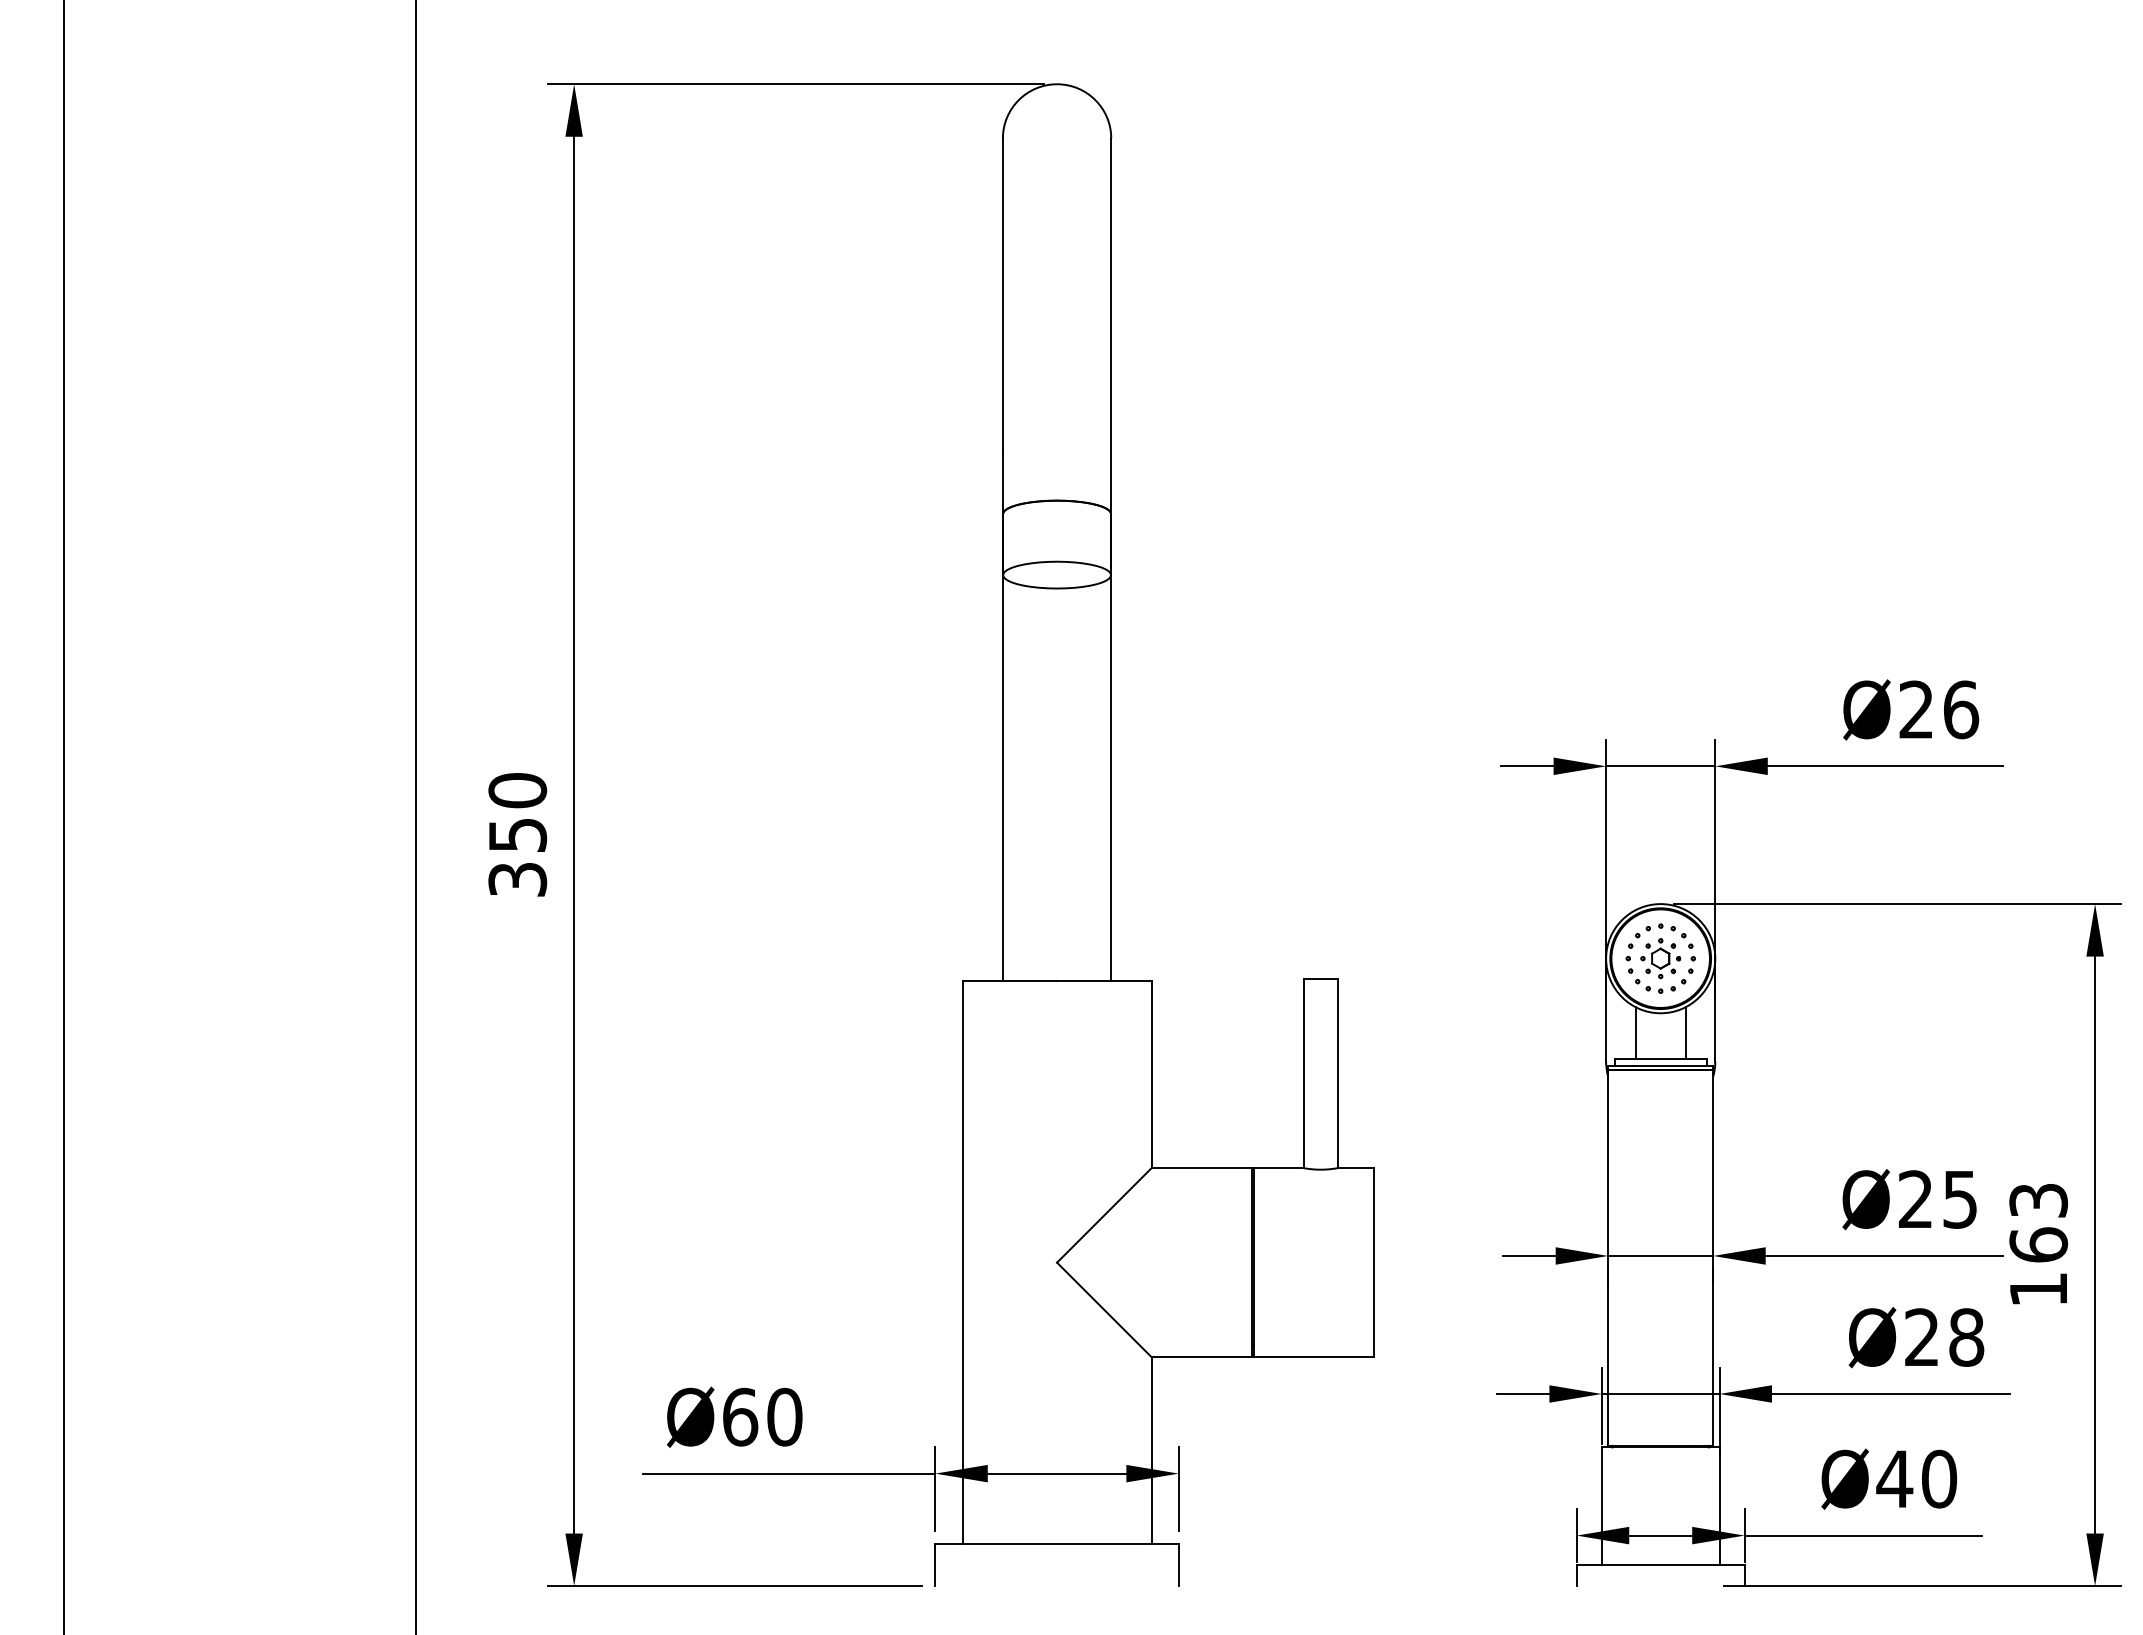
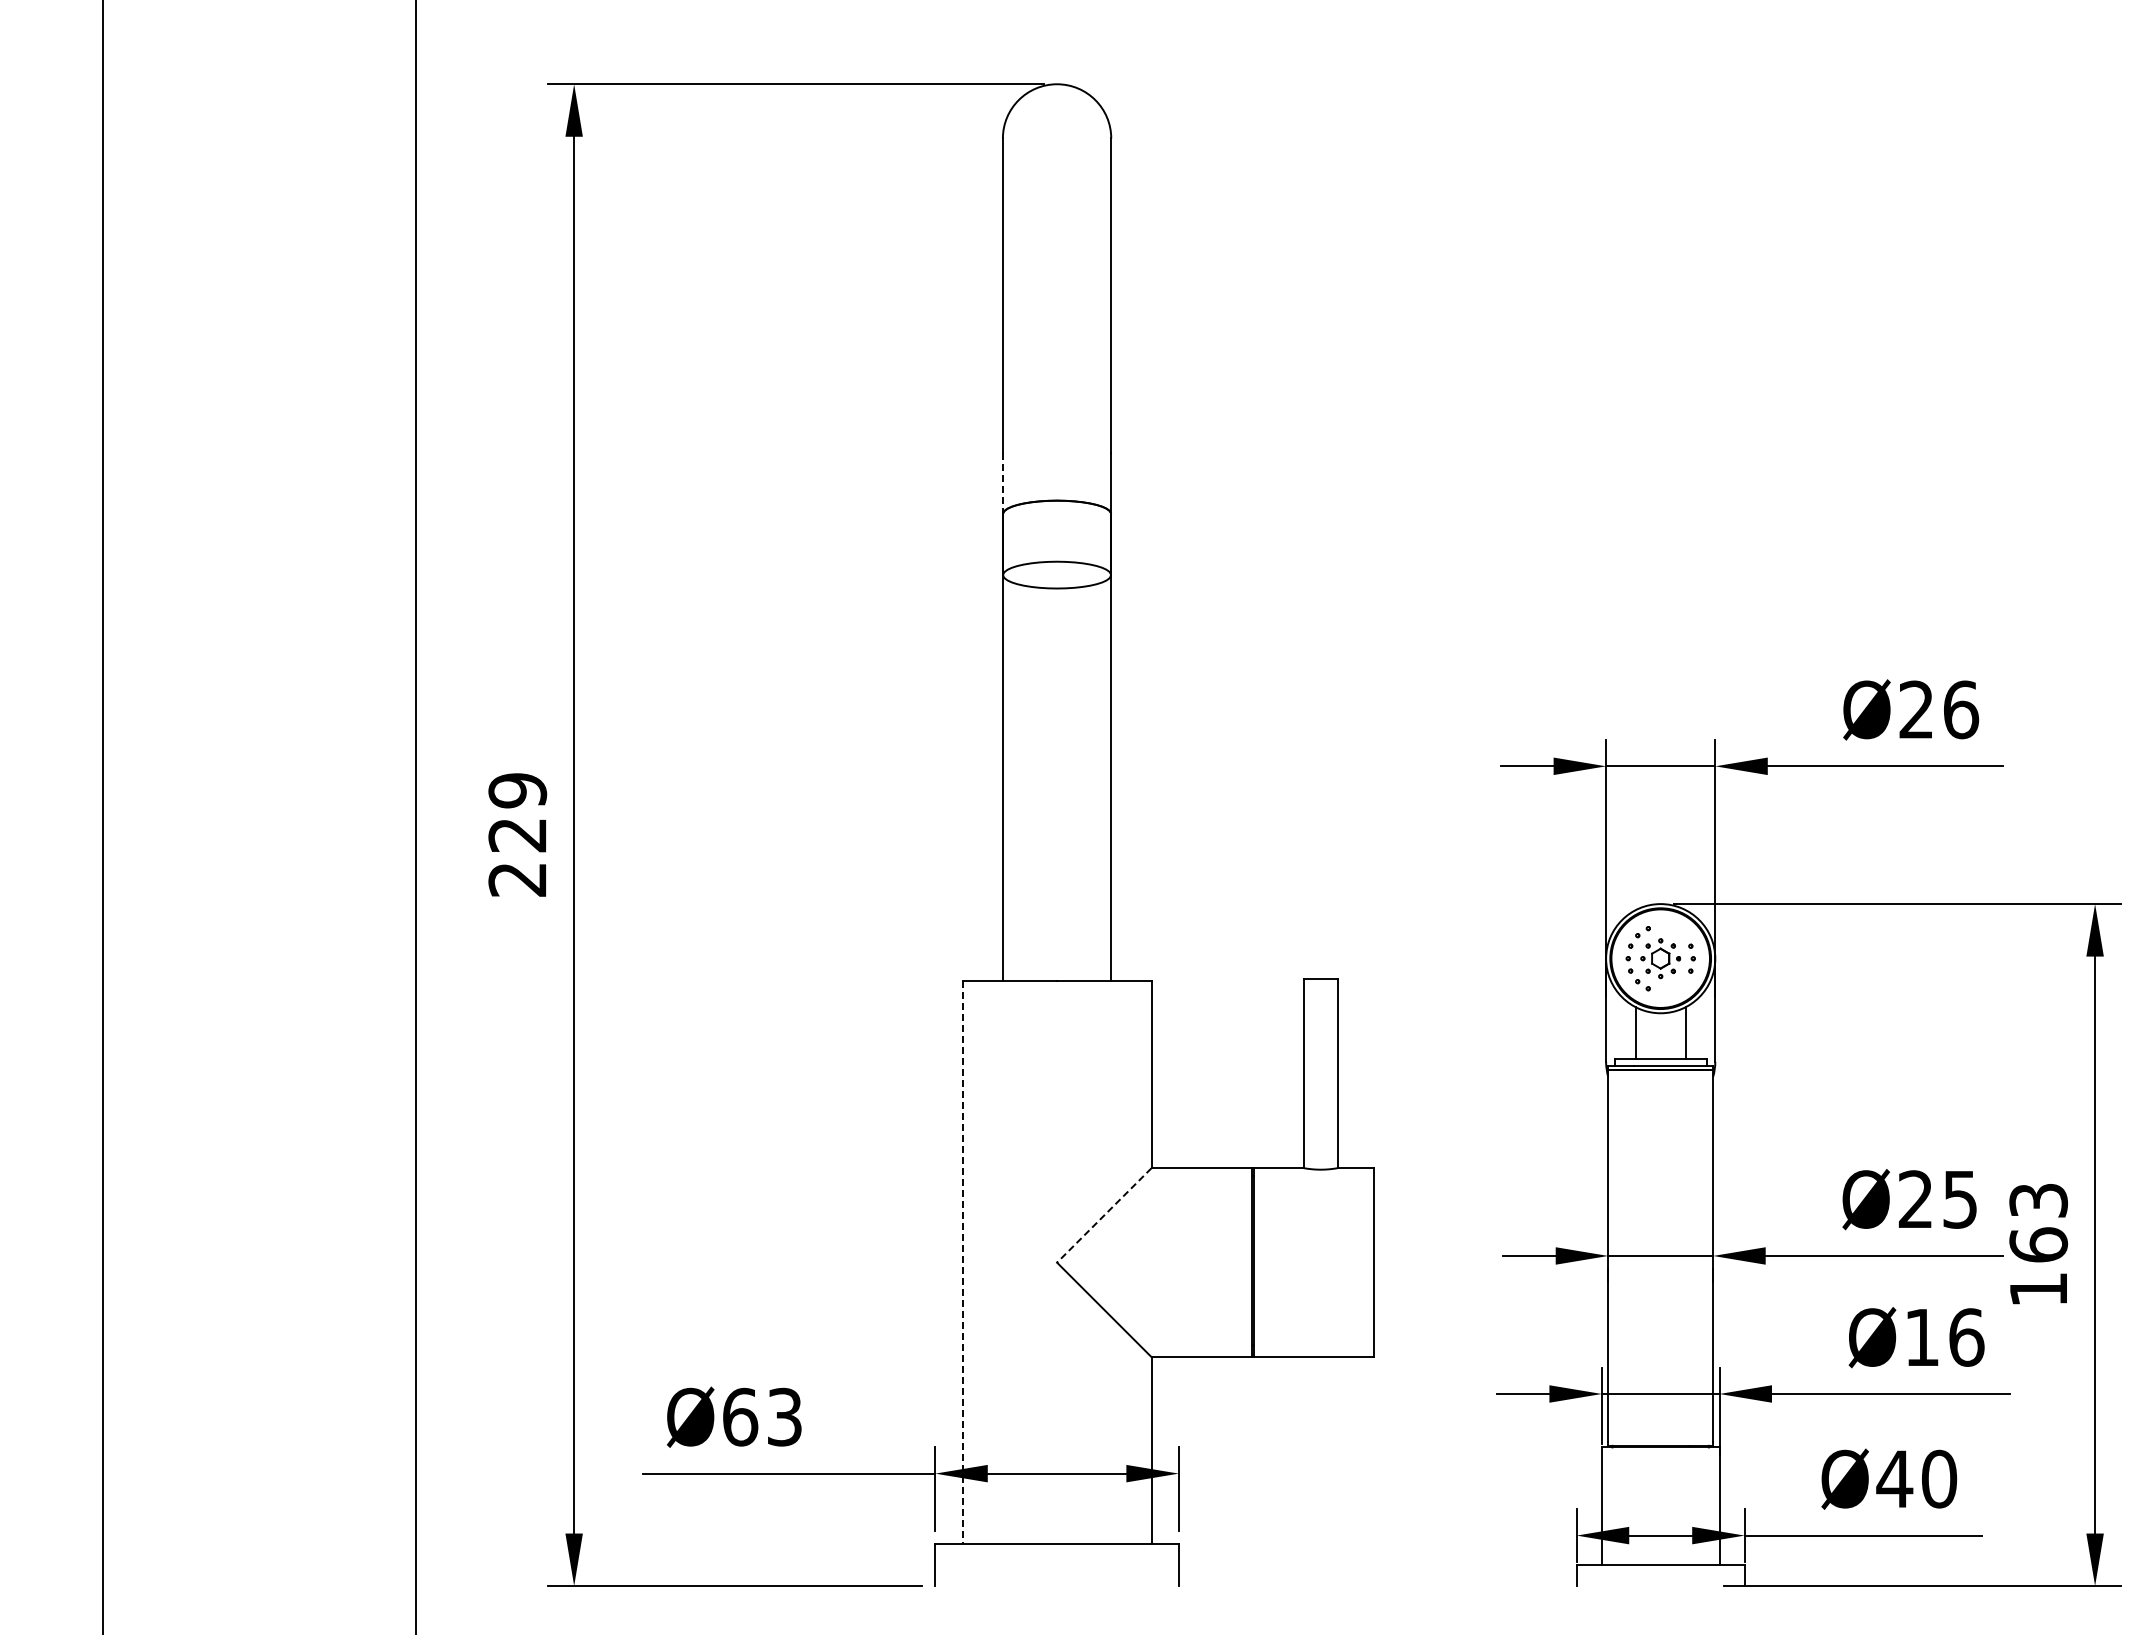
line: solid -> dashed (1002, 483)
line position: (64, 816) -> (103, 816) (103, 816)
text: 350 -> 229 (517, 834)
part: present -> none (1672, 930)
part: present -> none (1672, 986)
line: solid -> dashed (1104, 1215)
line: solid -> dashed (962, 1263)
text: Ø28 -> Ø16 (1944, 1337)
text: Ø60 -> Ø63 (784, 1416)
